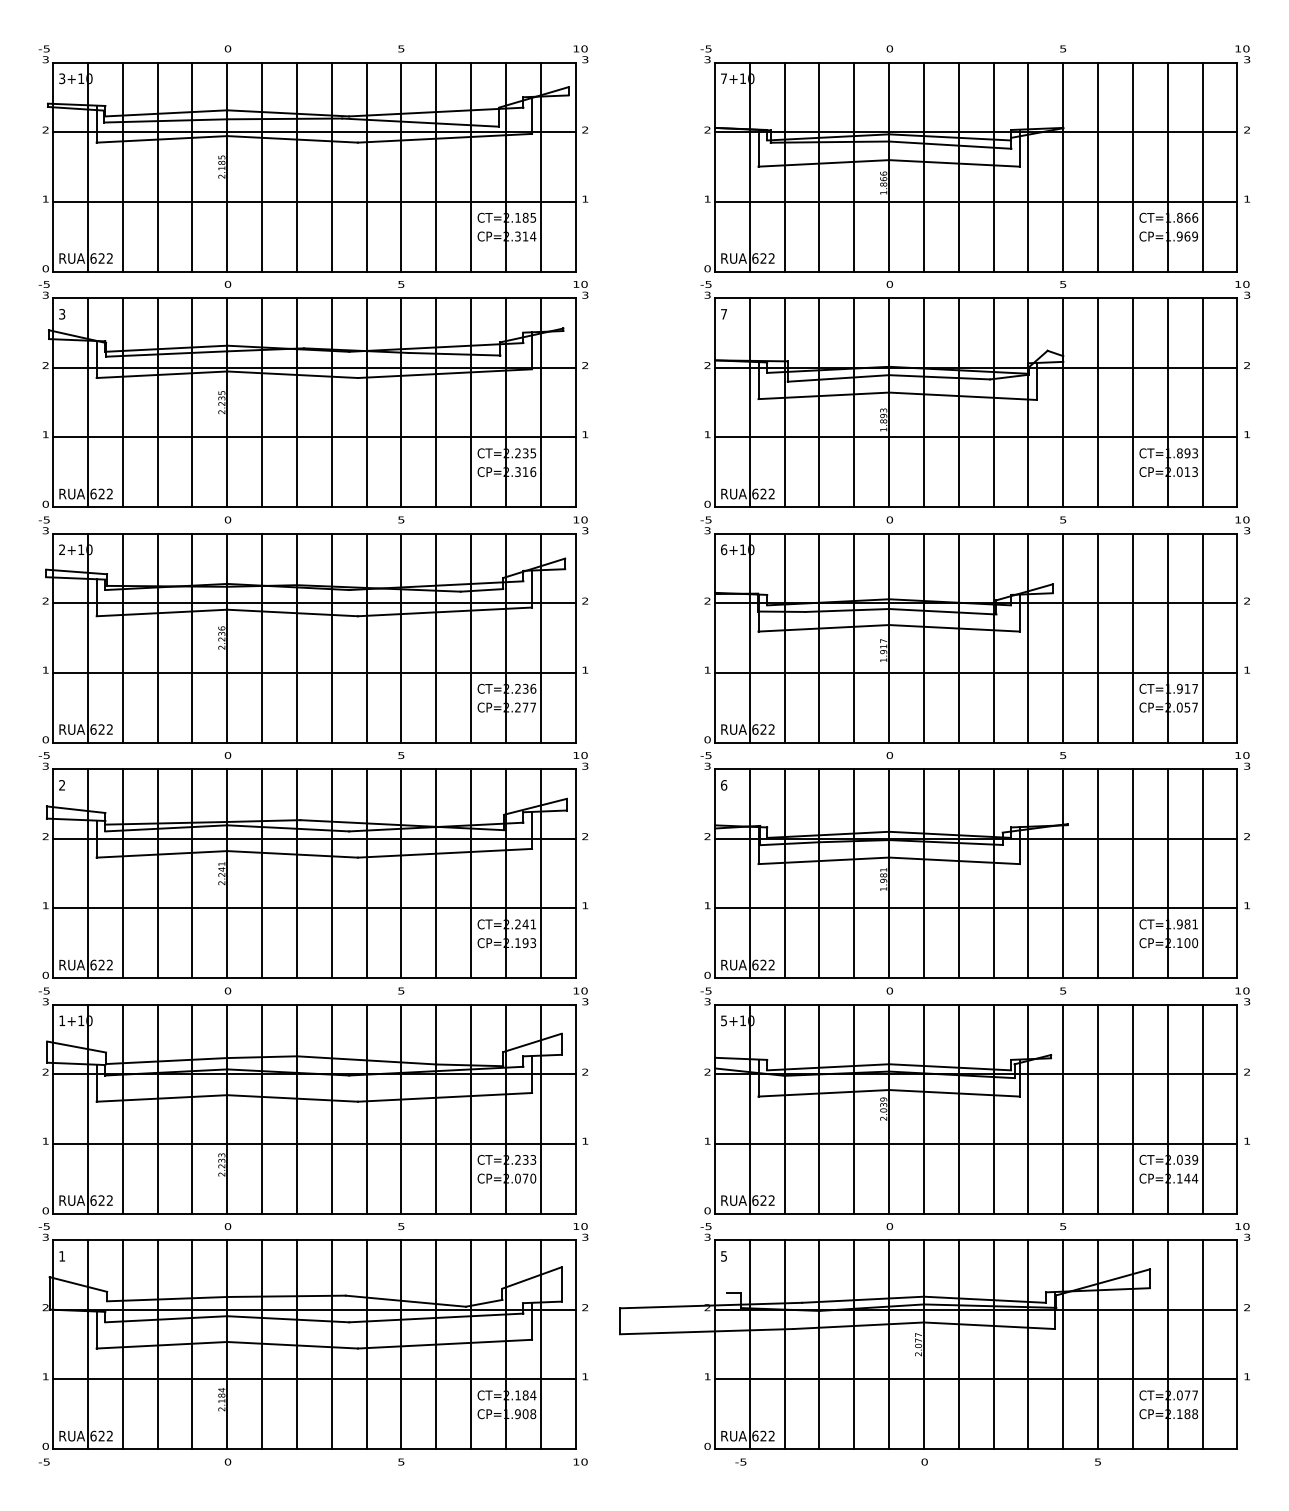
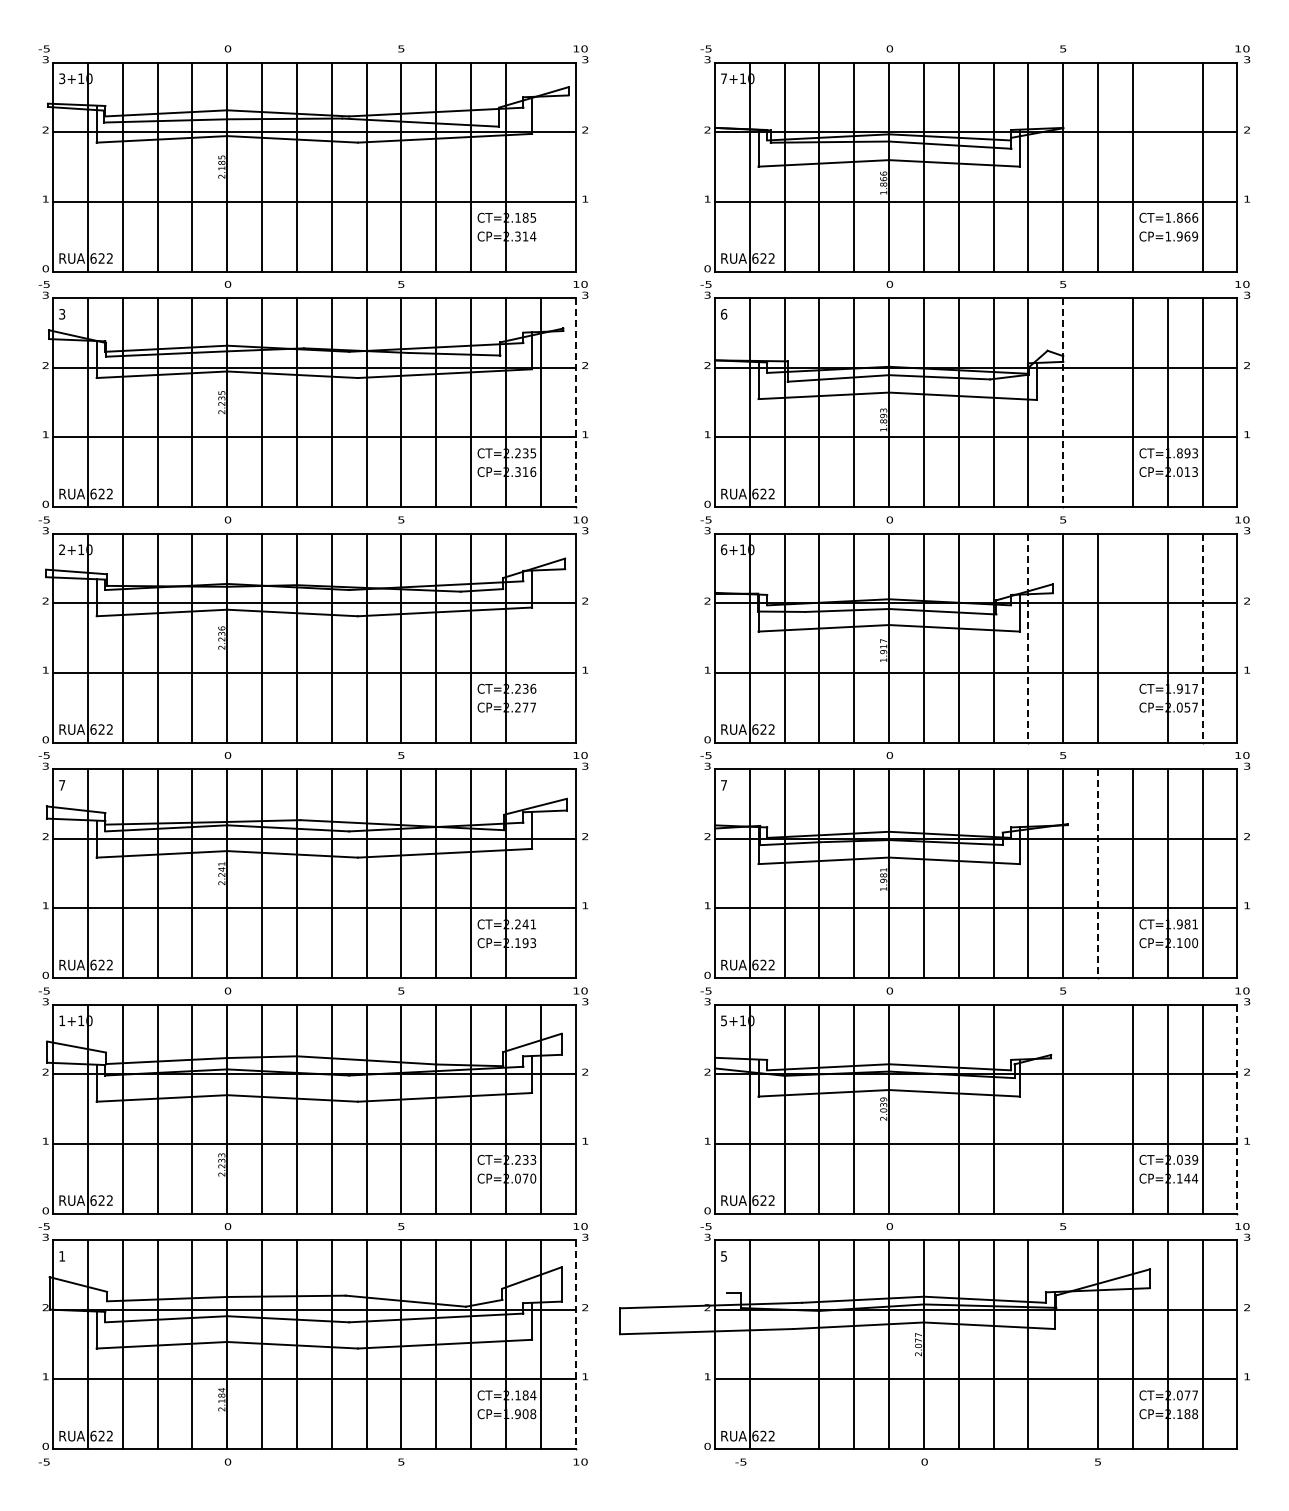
line: present -> none (540, 166)
line: present -> none (1167, 166)
text: 7 -> 6 (724, 314)
line: solid -> dashed (575, 402)
line: solid -> dashed (1063, 402)
line: present -> none (1098, 402)
line: present -> none (540, 637)
line: present -> none (1132, 637)
line: solid -> dashed (1028, 638)
line: solid -> dashed (1202, 638)
text: 2 -> 7 (62, 785)
text: 6 -> 7 (724, 785)
line: present -> none (540, 873)
line: solid -> dashed (1098, 873)
line: present -> none (923, 1108)
line: present -> none (1028, 1108)
line: present -> none (1098, 1108)
line: solid -> dashed (1237, 1109)
line: solid -> dashed (575, 1344)
line: present -> none (784, 1344)
line: present -> none (1063, 1344)
